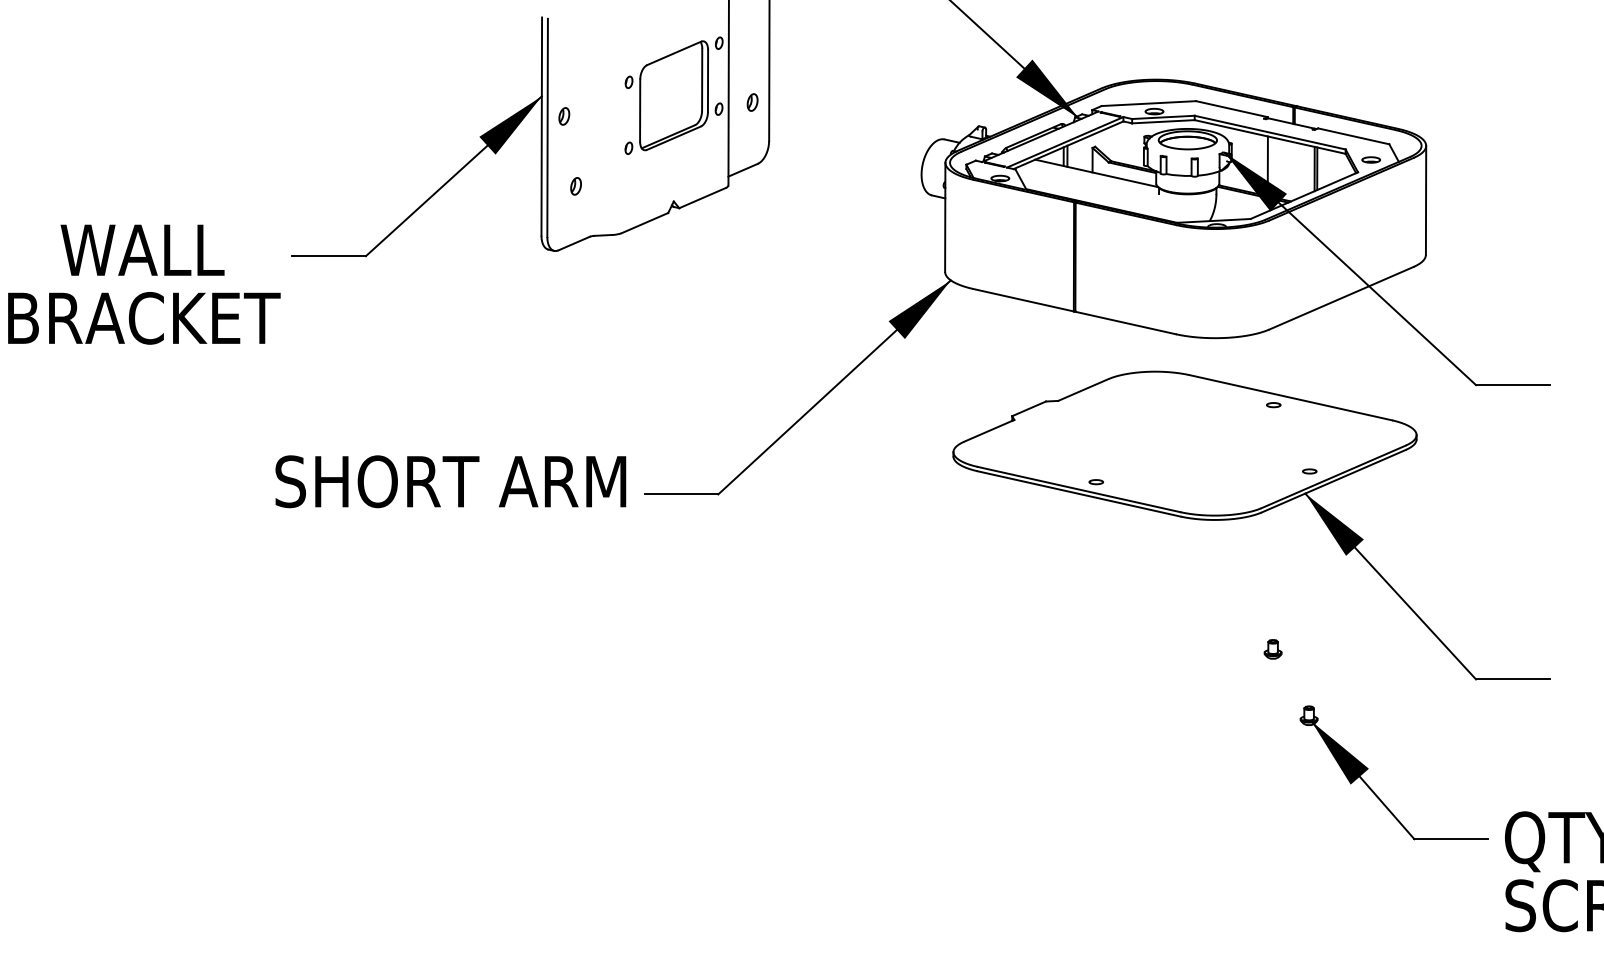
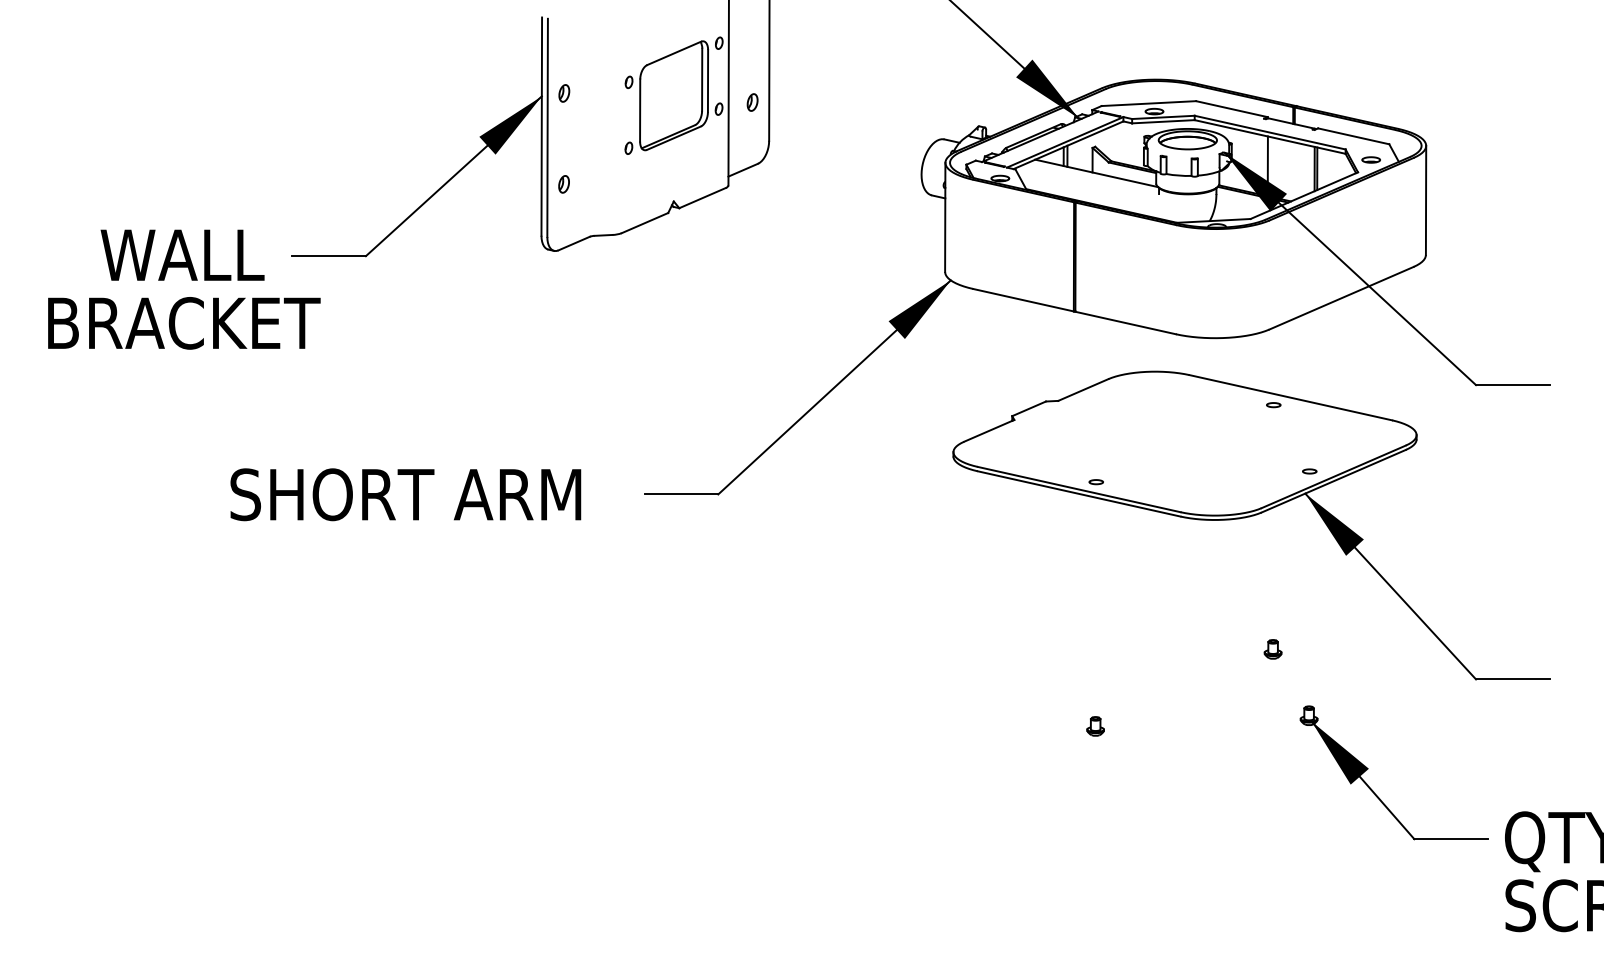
part position: (564, 116) -> (564, 93) (564, 93)
part position: (575, 186) -> (563, 184) (563, 184)
text position: (144, 284) -> (184, 289) (184, 289)
text position: (450, 481) -> (405, 494) (405, 494)
part: none -> present (1095, 726)
